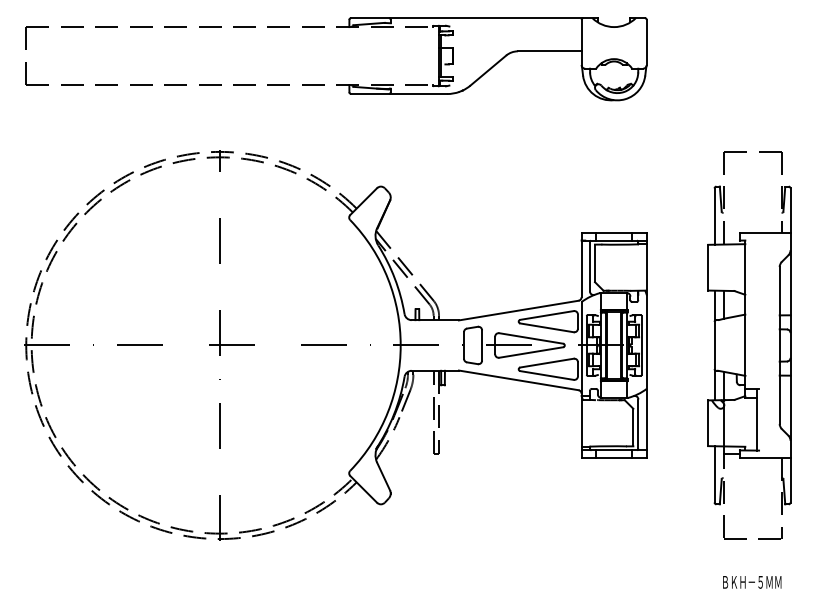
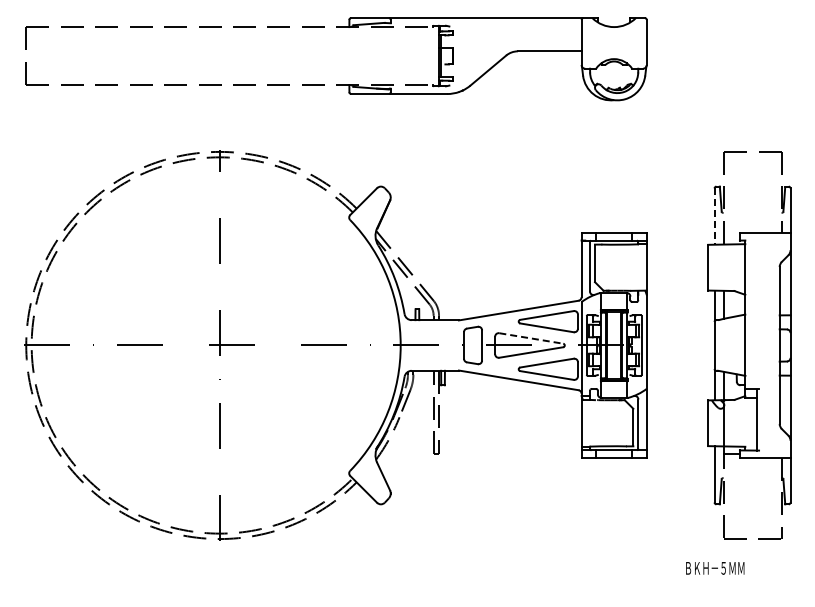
line: solid -> dashed (714, 217)
line: solid -> dashed (531, 338)
text position: (752, 582) -> (715, 568) (715, 568)
